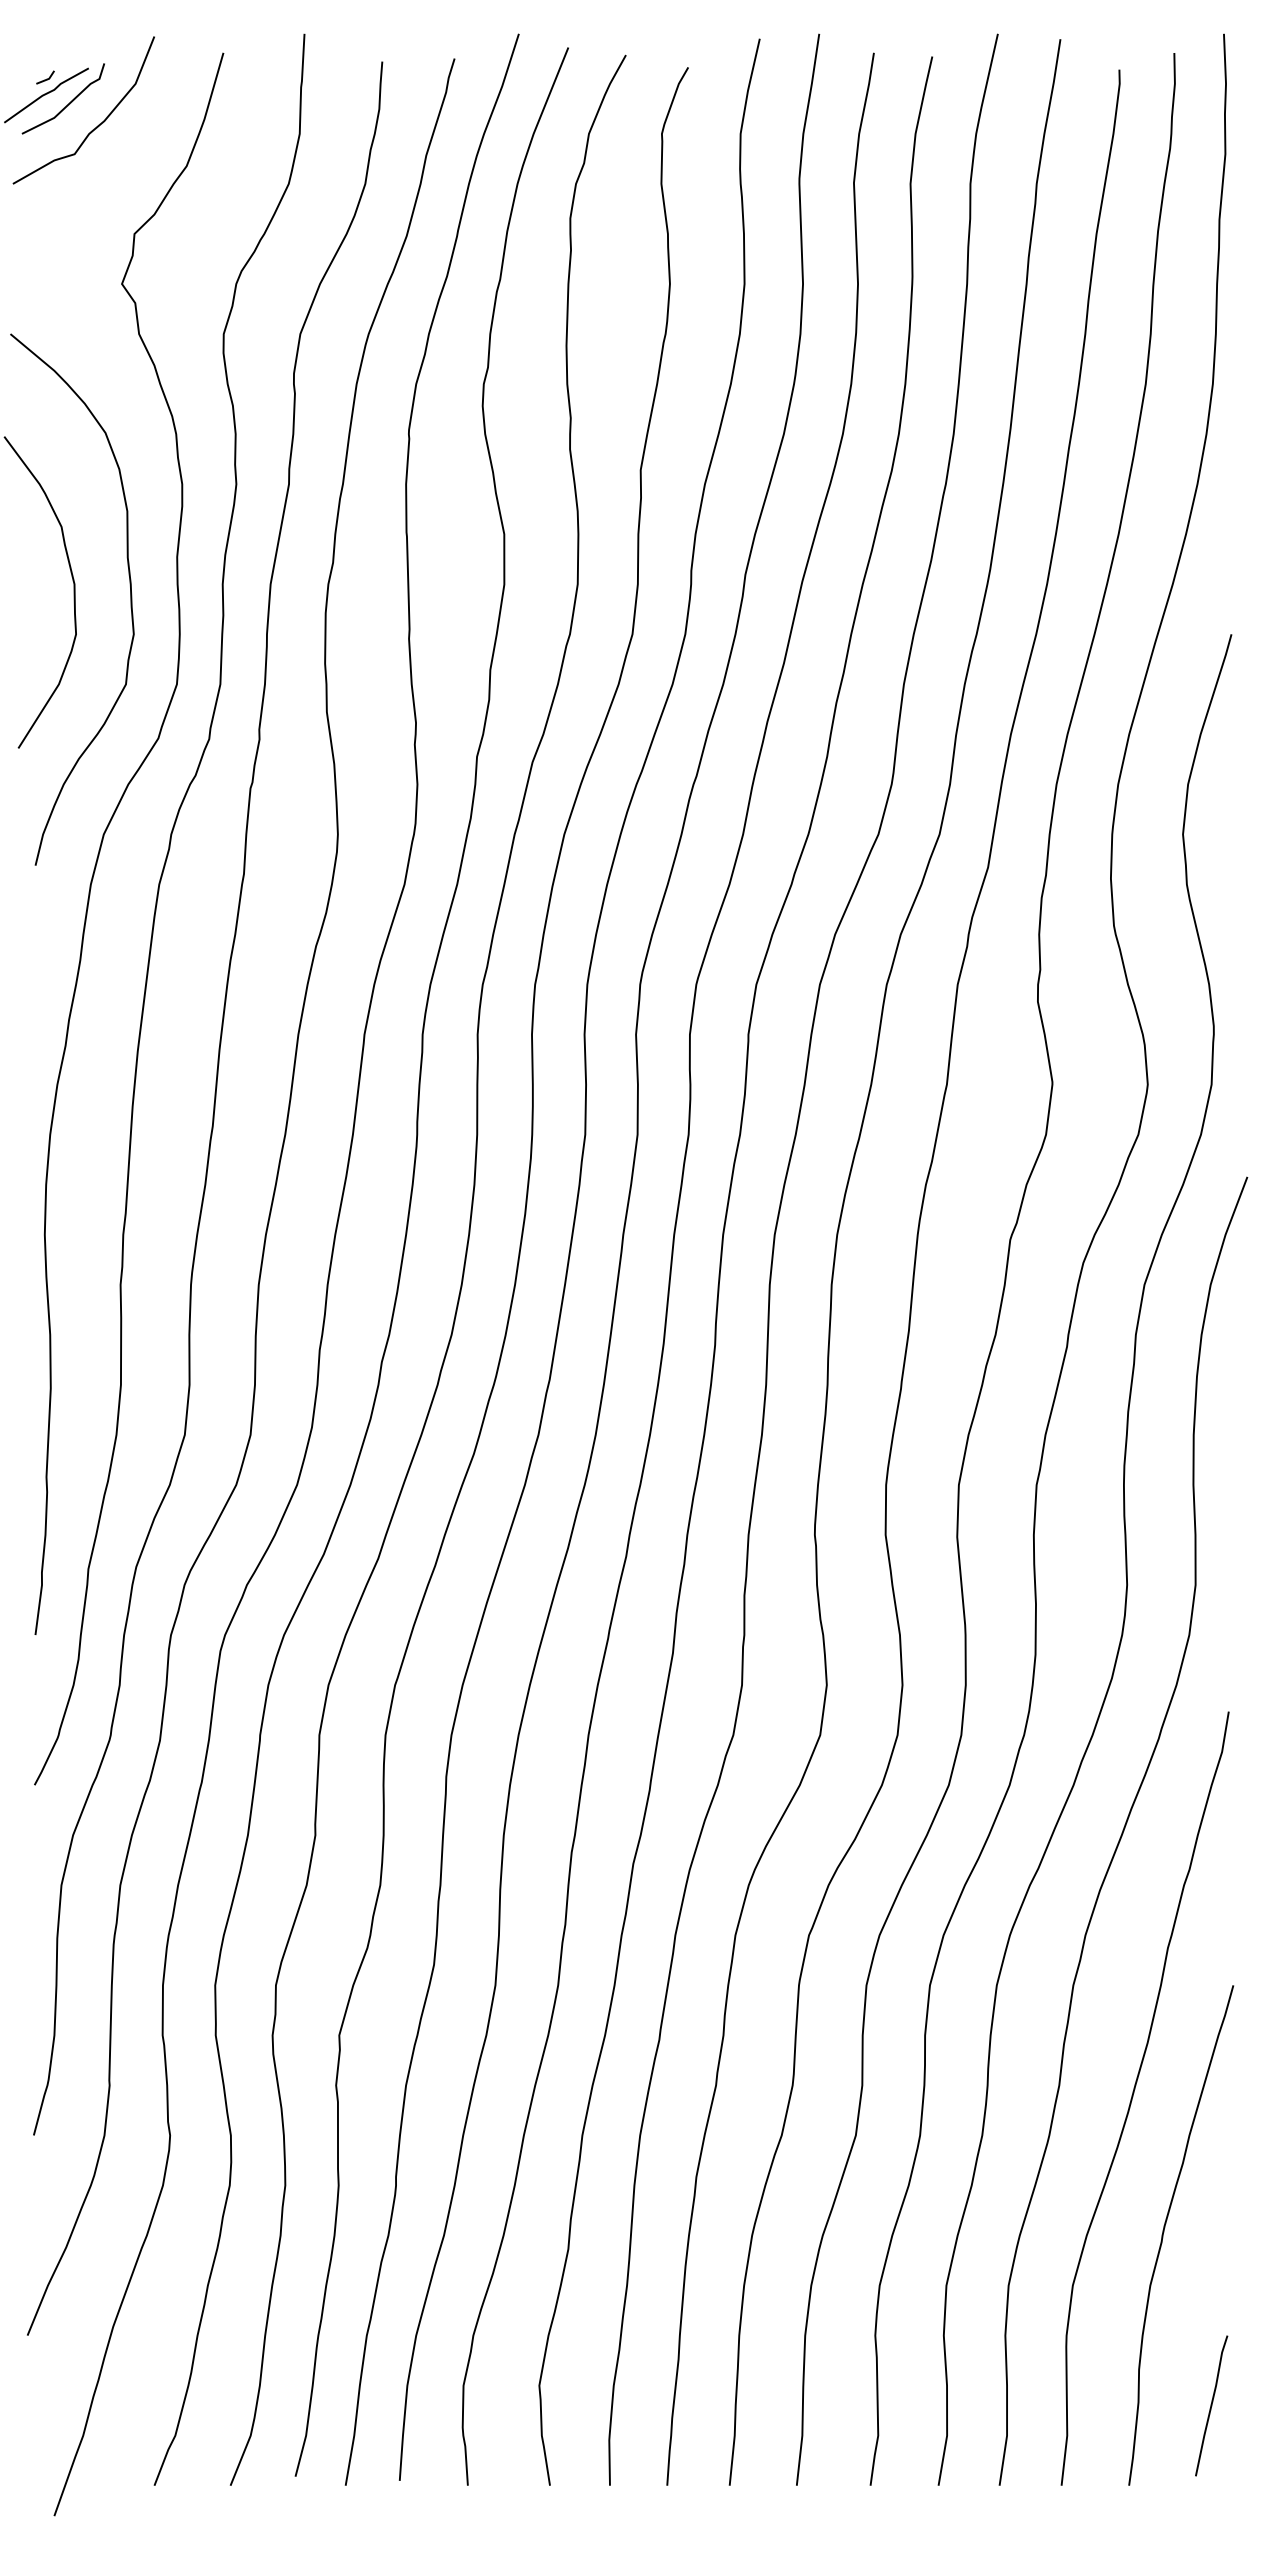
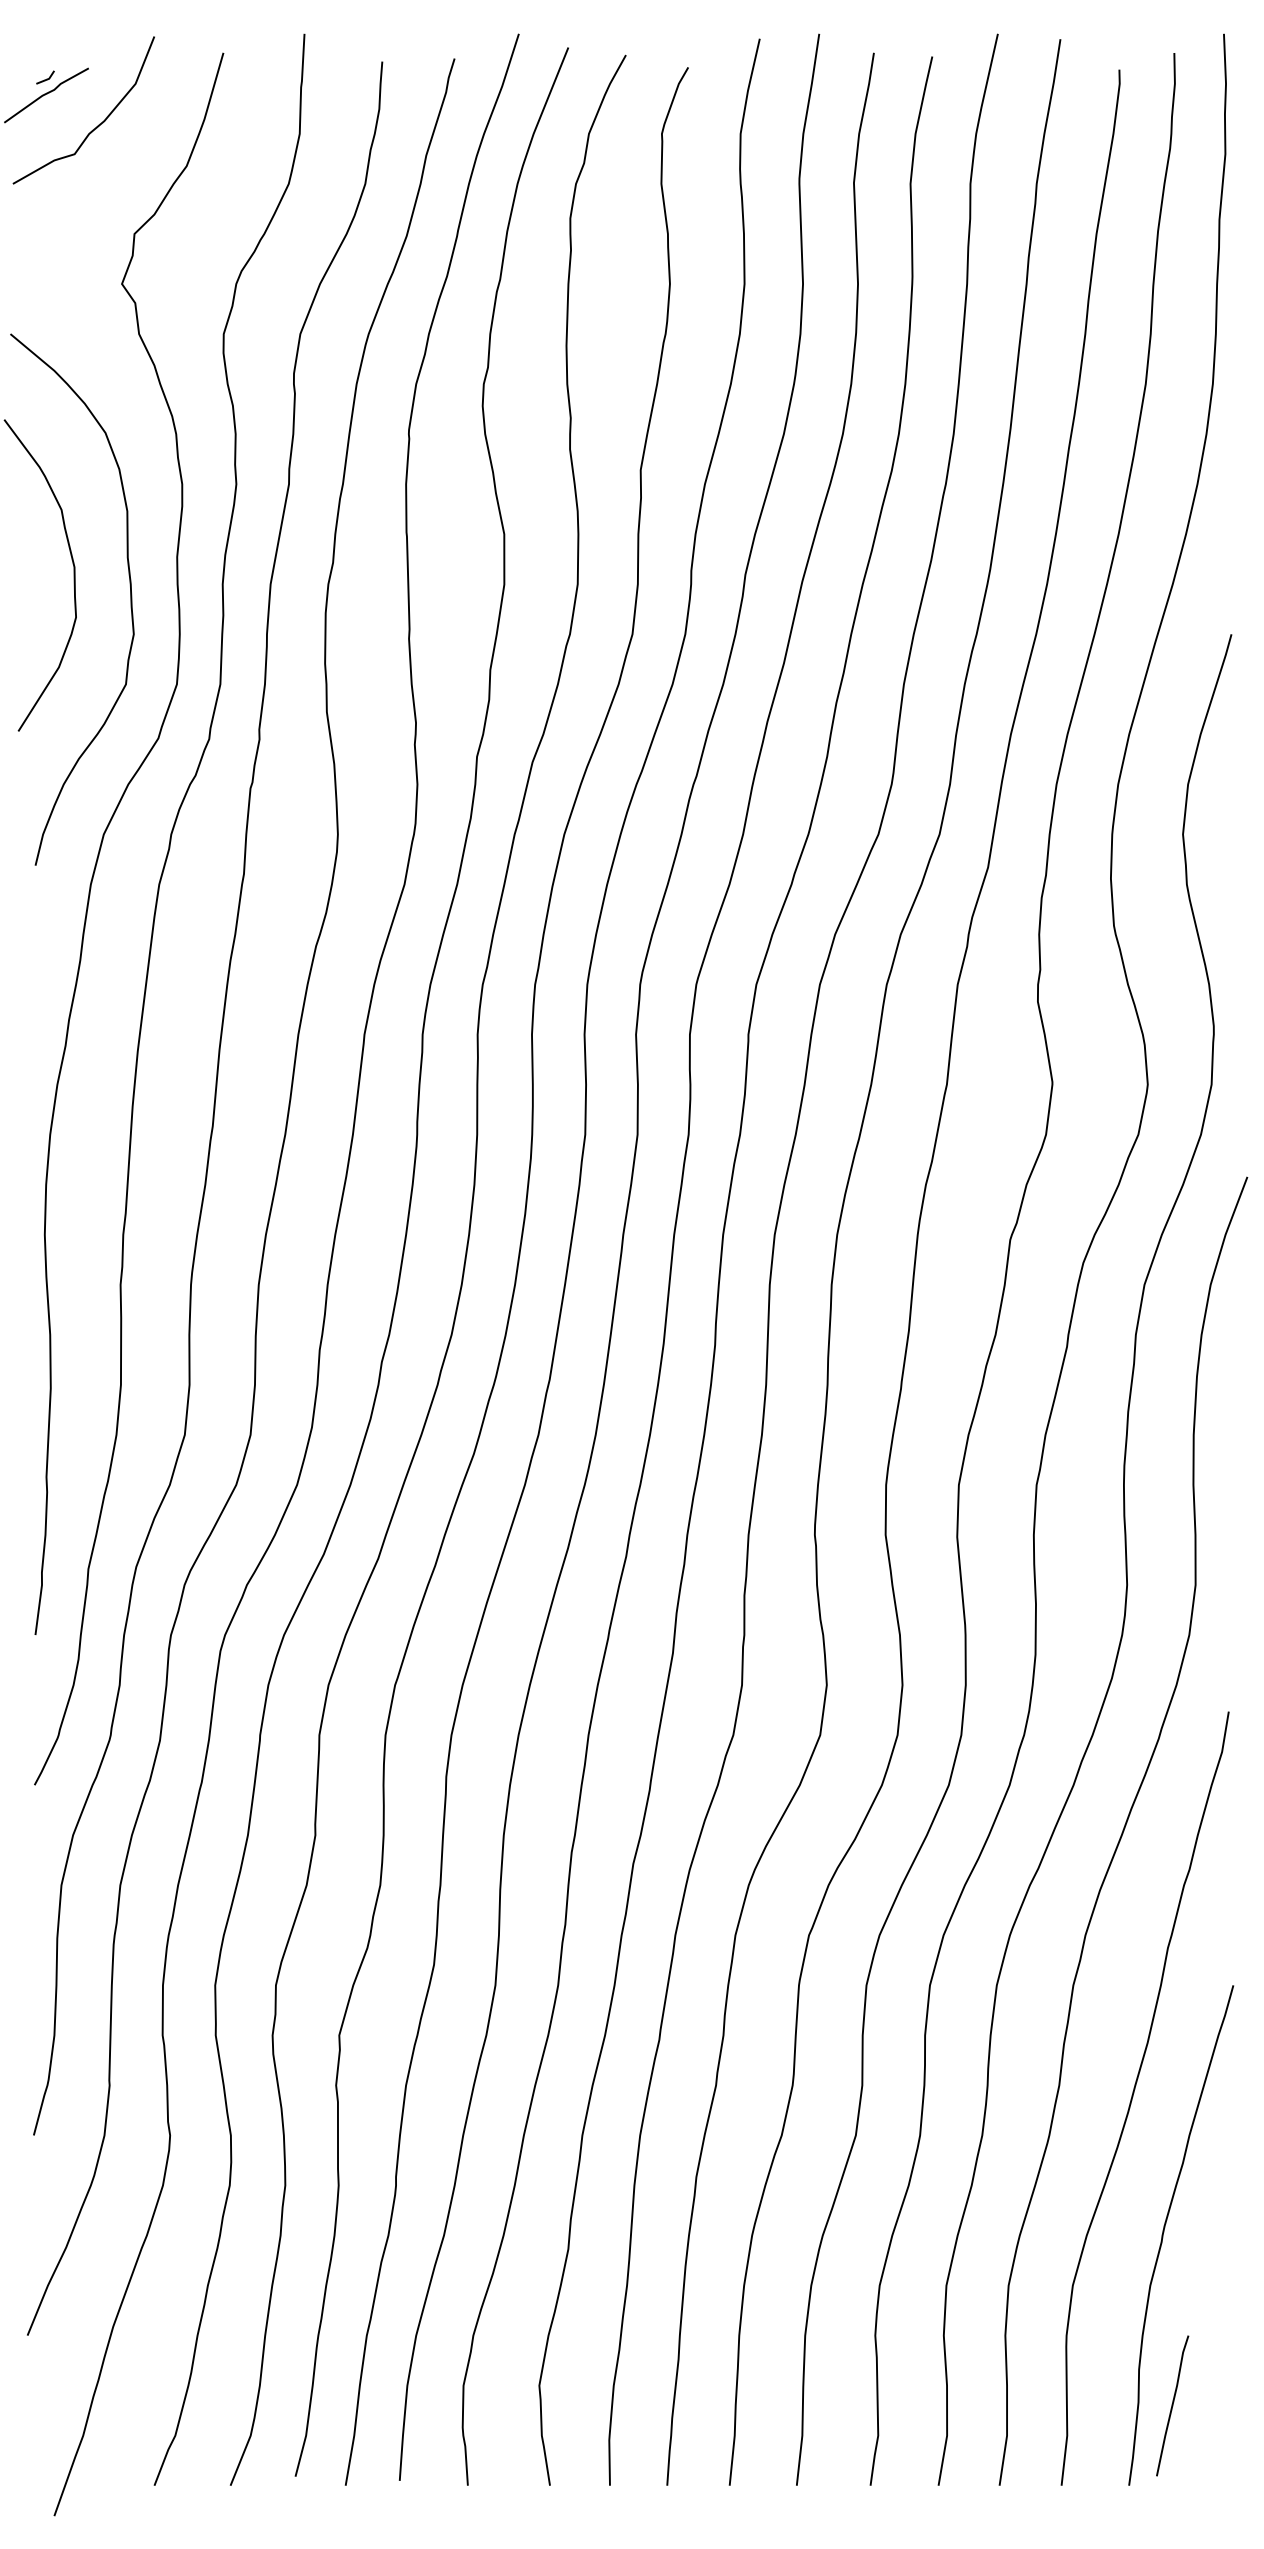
line: present -> none (68, 103)
curve position: (73, 592) -> (73, 575) (73, 575)
line position: (1211, 2405) -> (1172, 2405) (1172, 2405)
